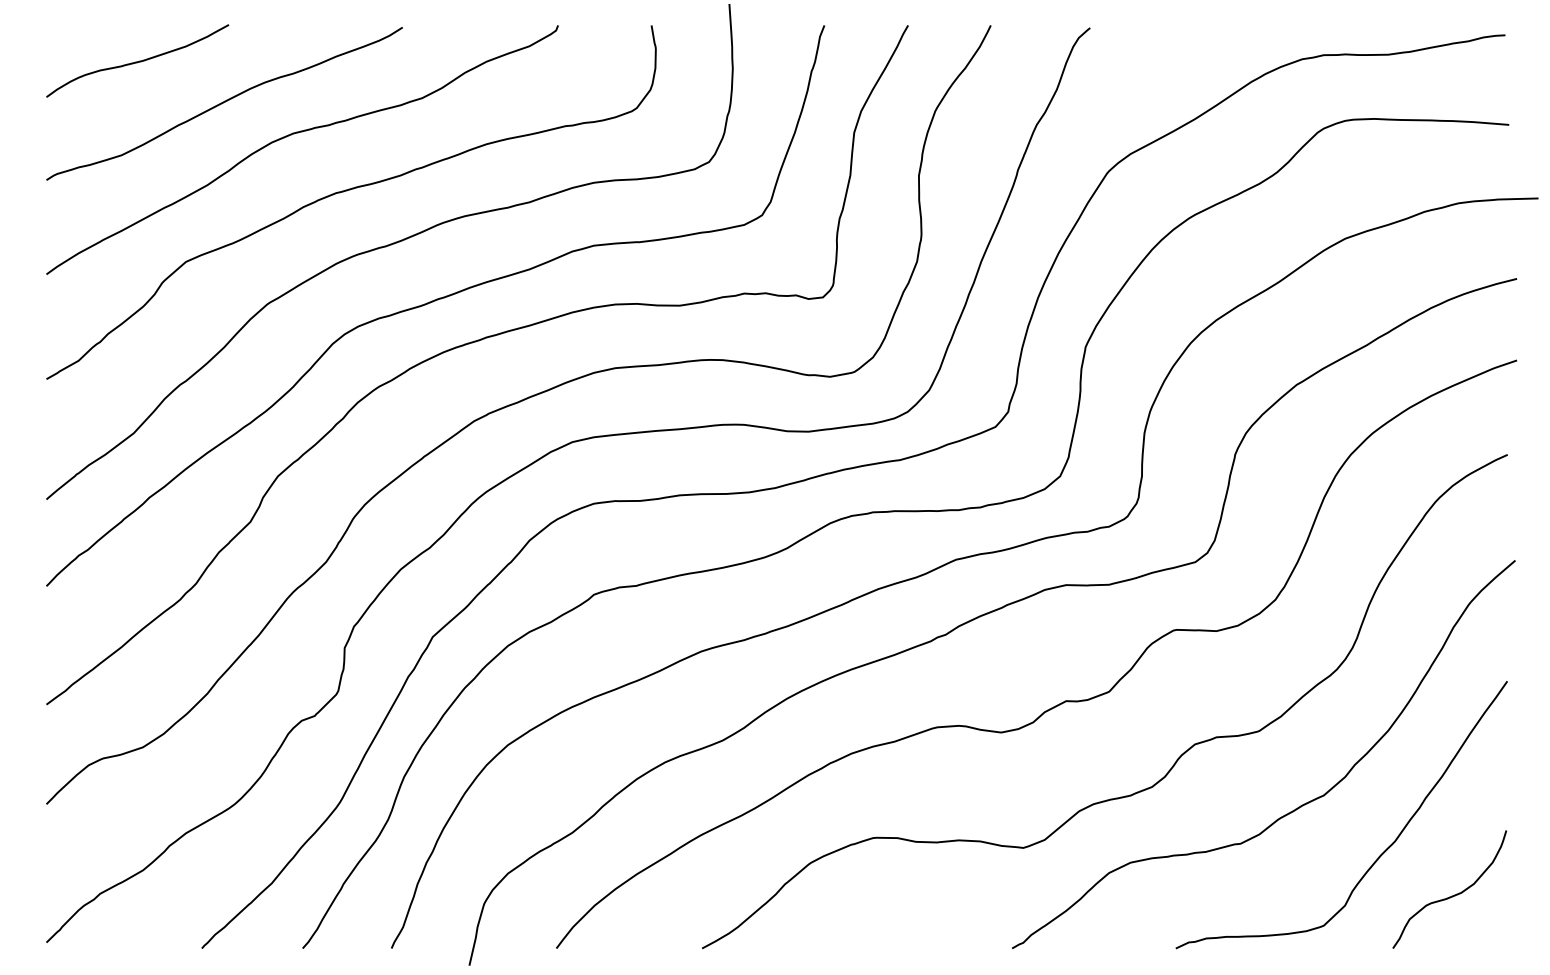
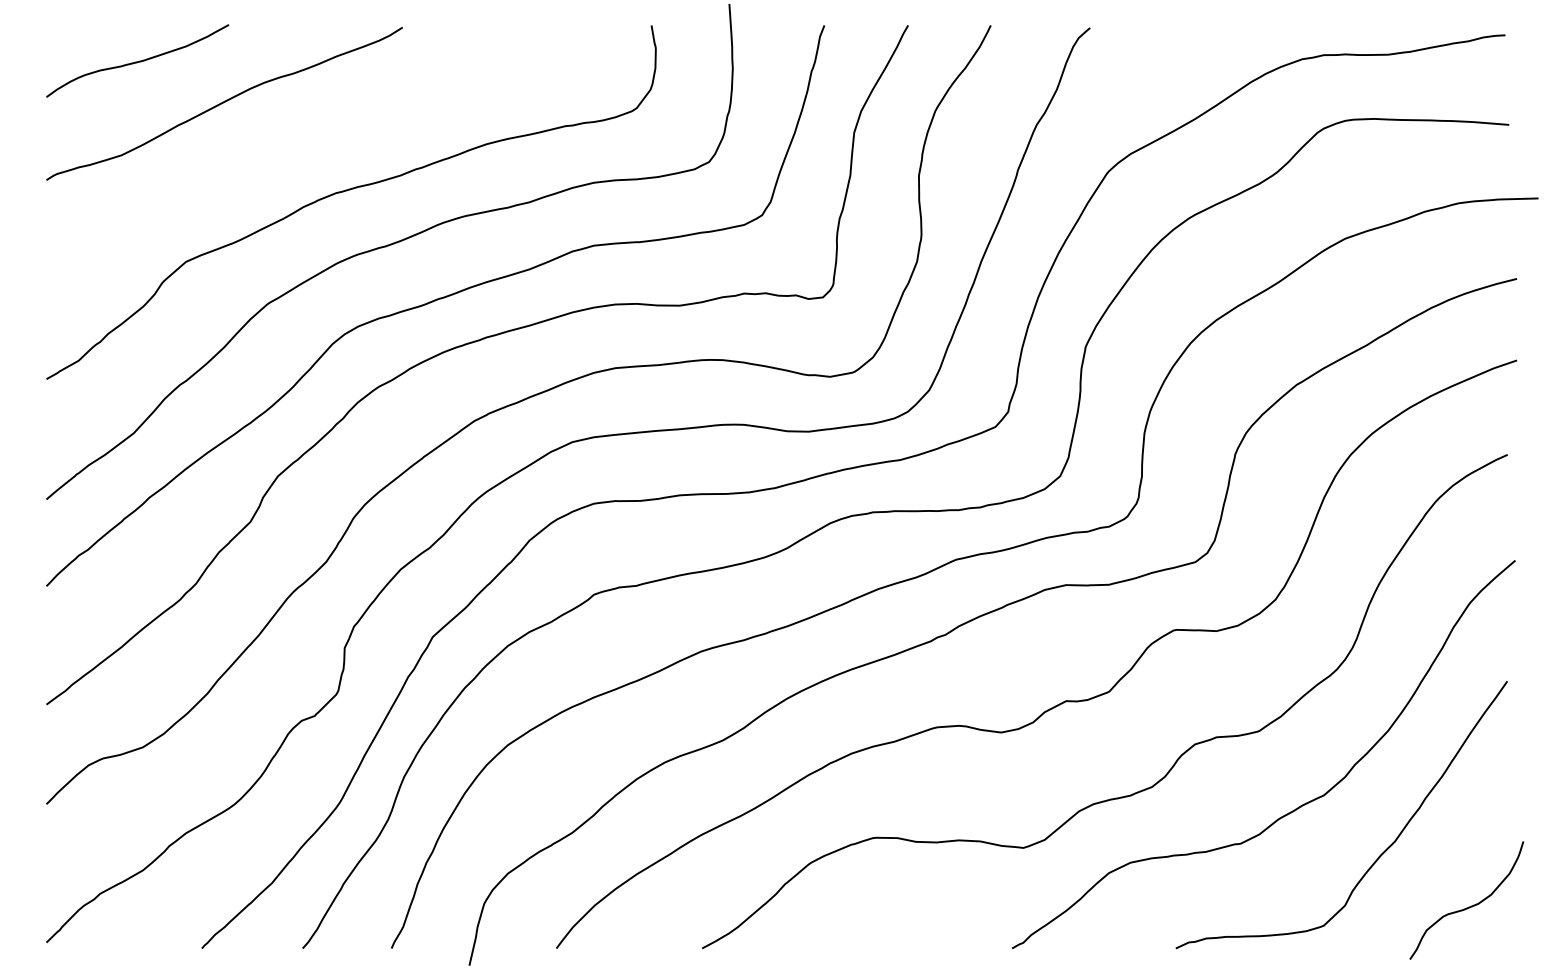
curve: present -> none (298, 133)
curve position: (1451, 895) -> (1468, 906) (1468, 906)
